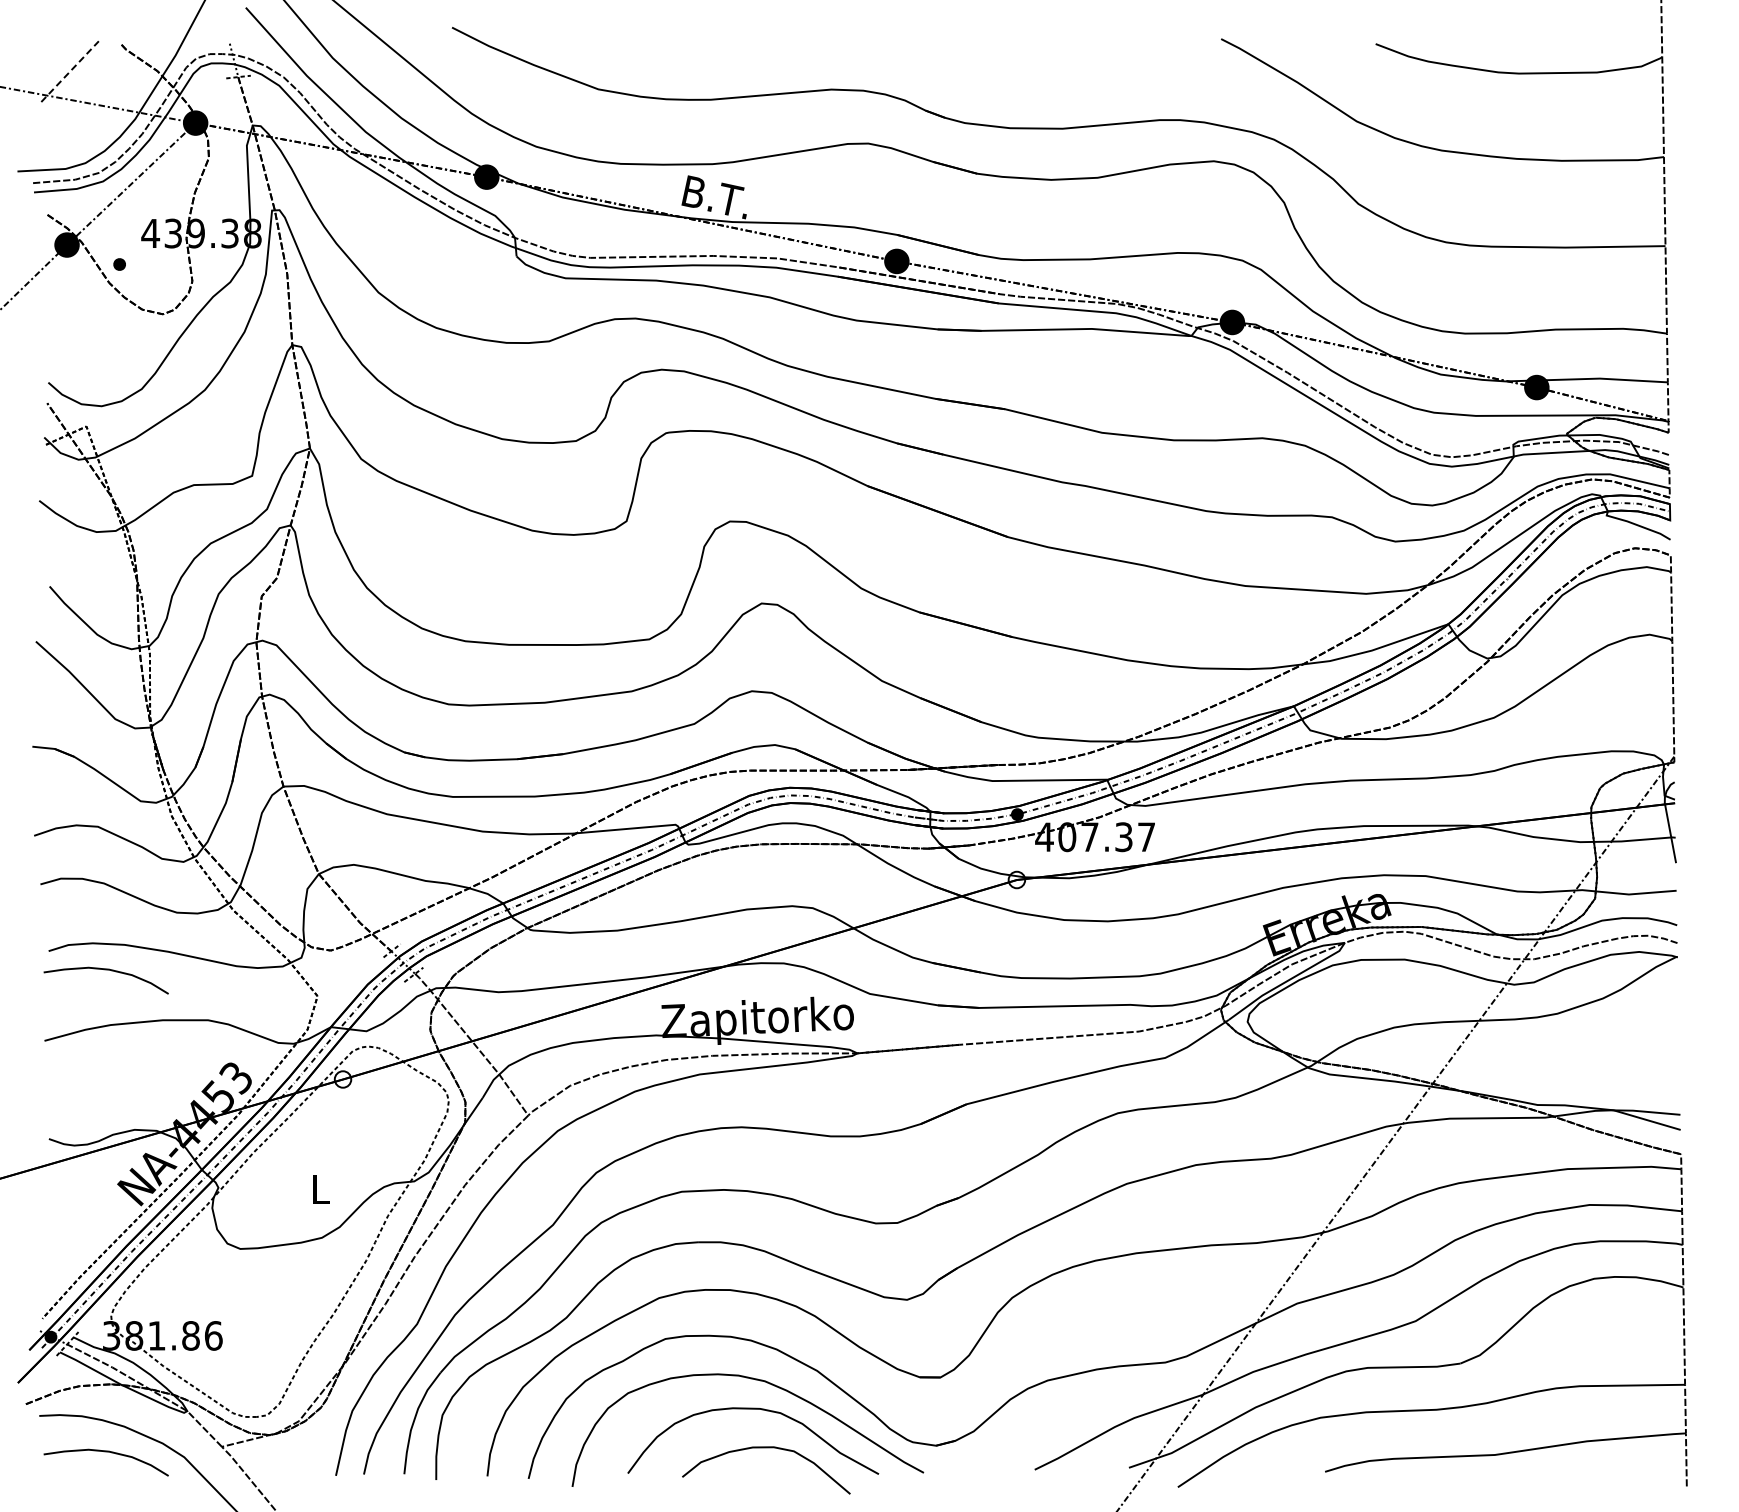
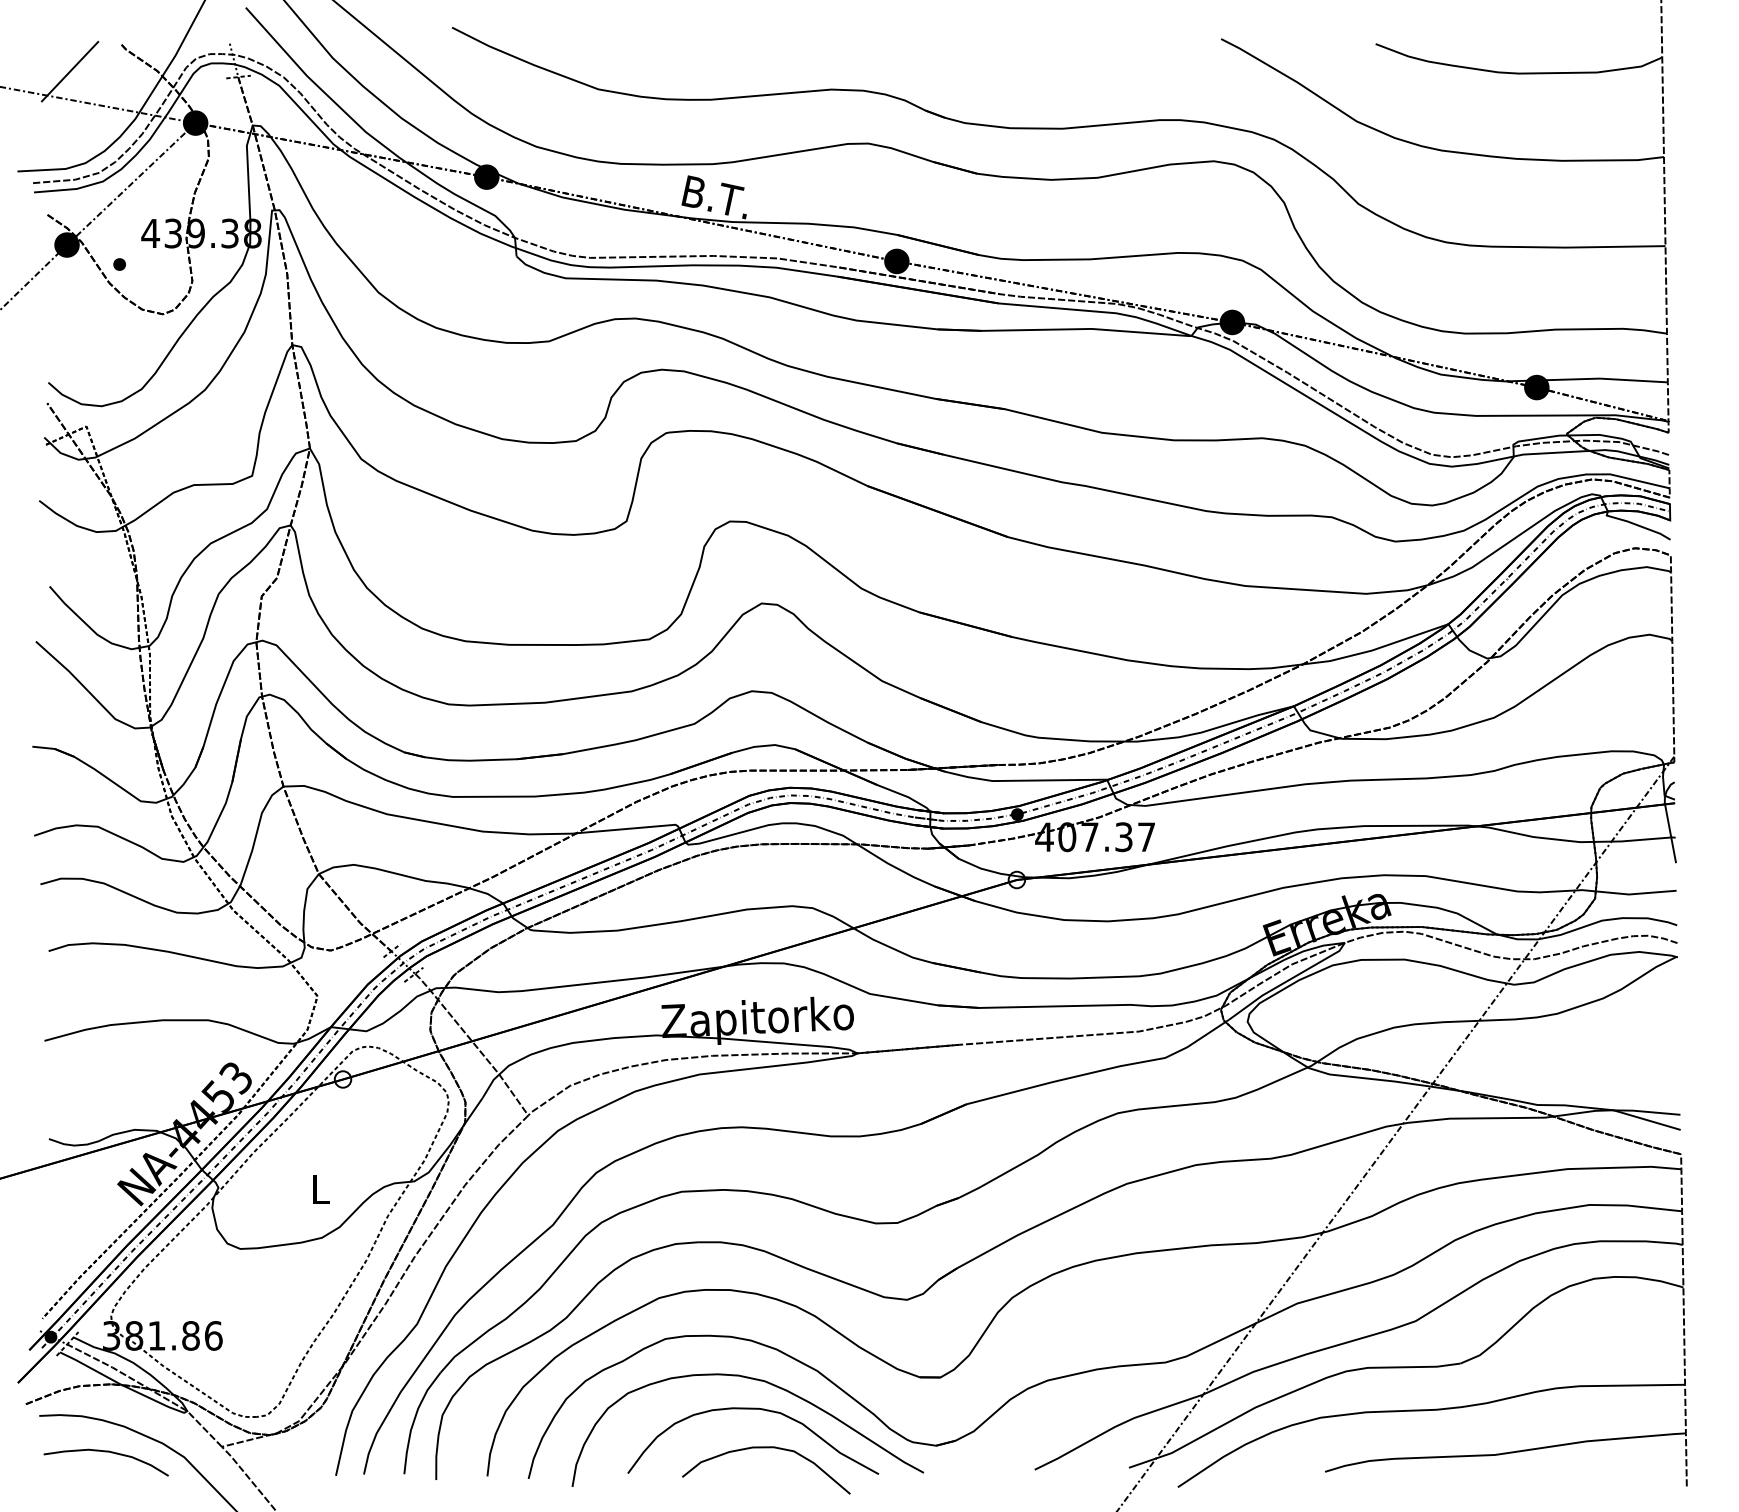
line: dashed -> solid (70, 71)
curve: present -> none (105, 970)
